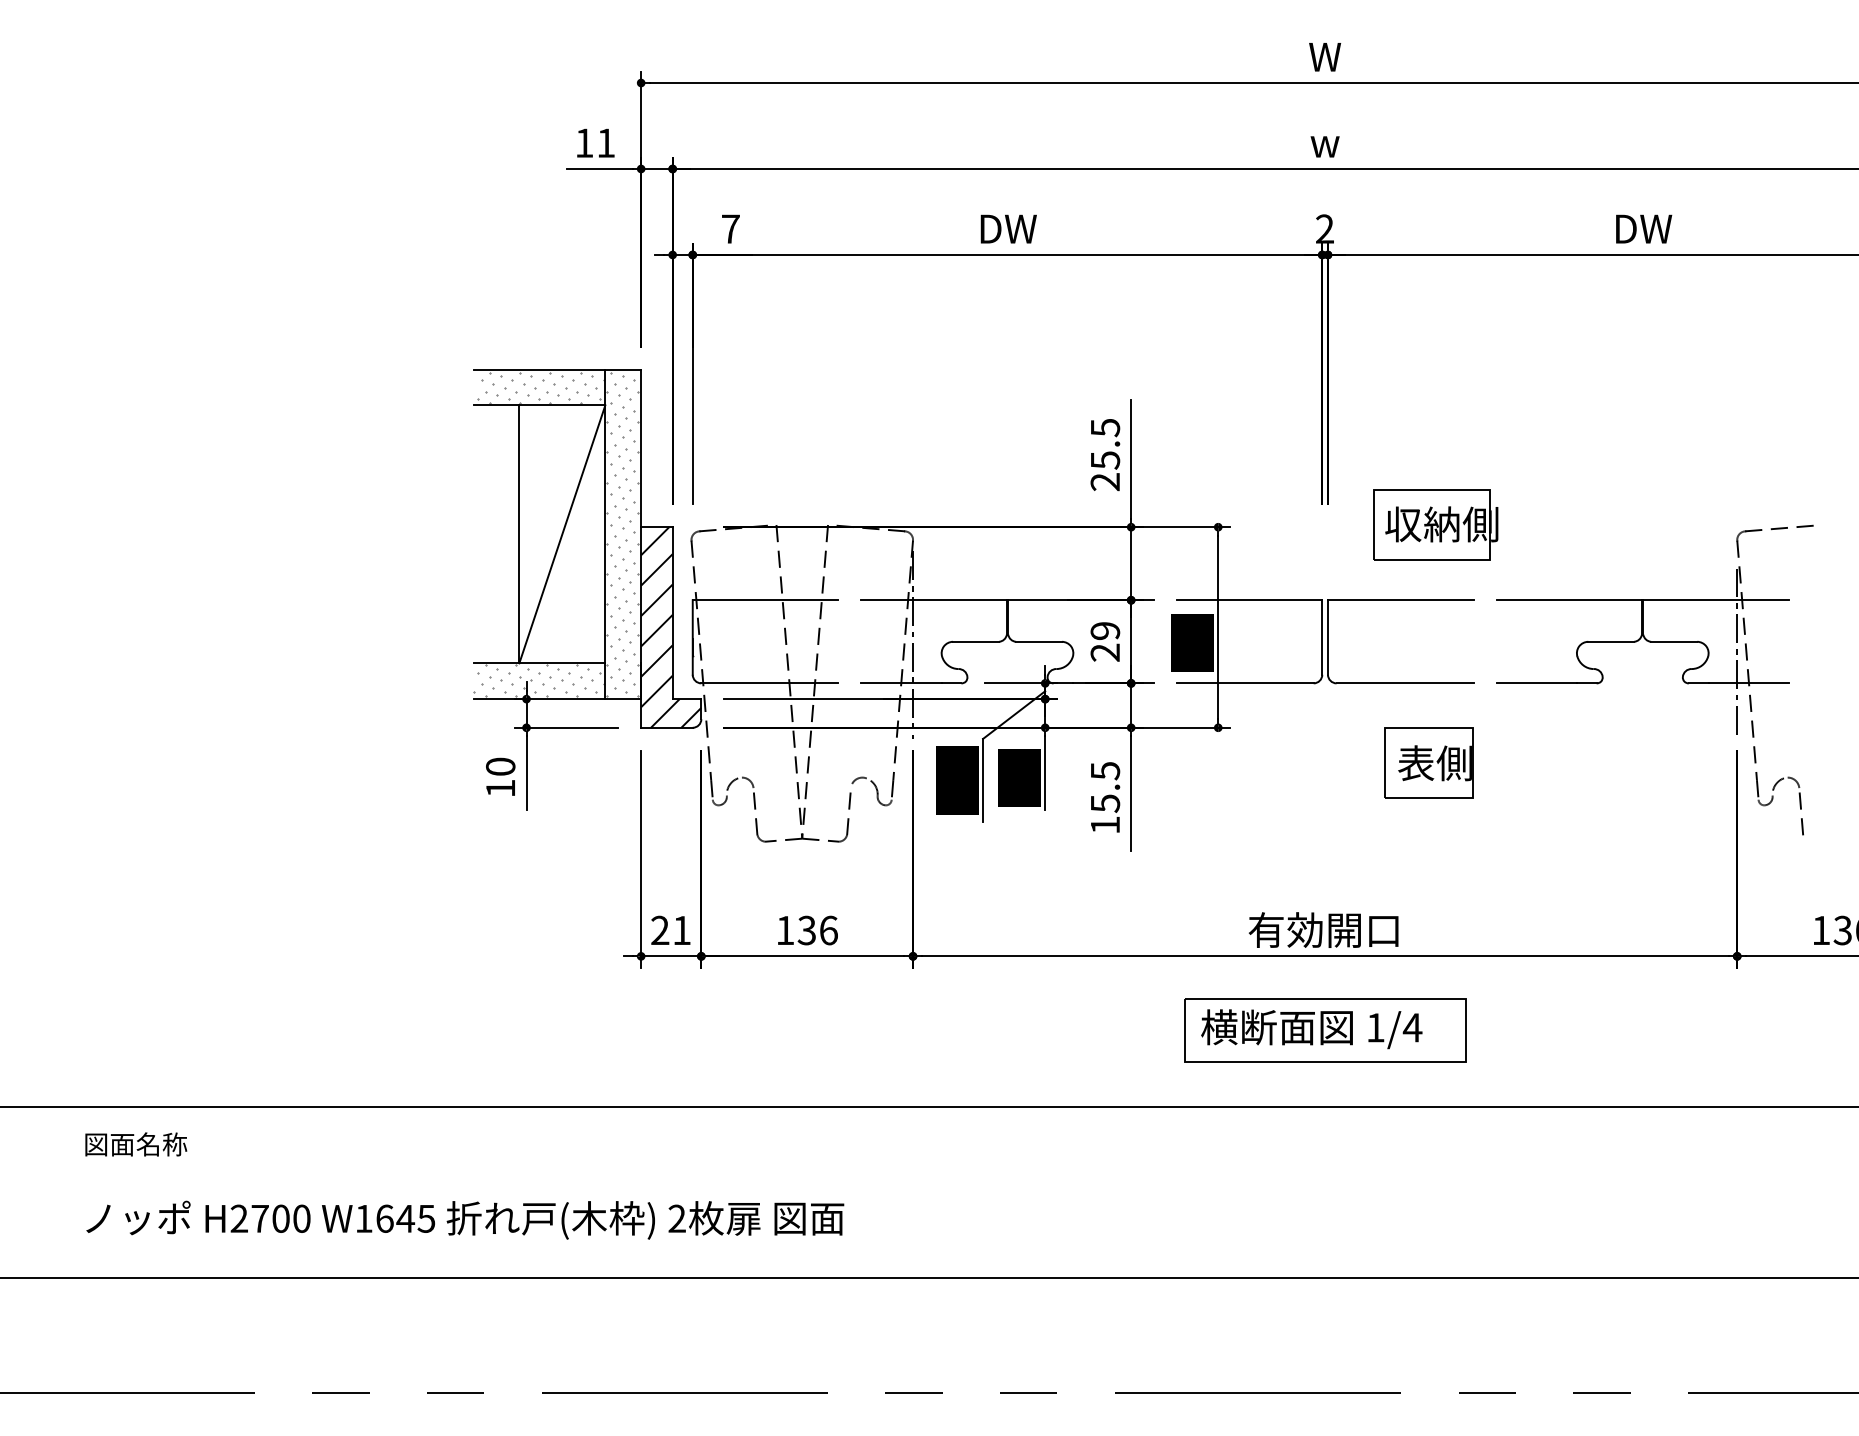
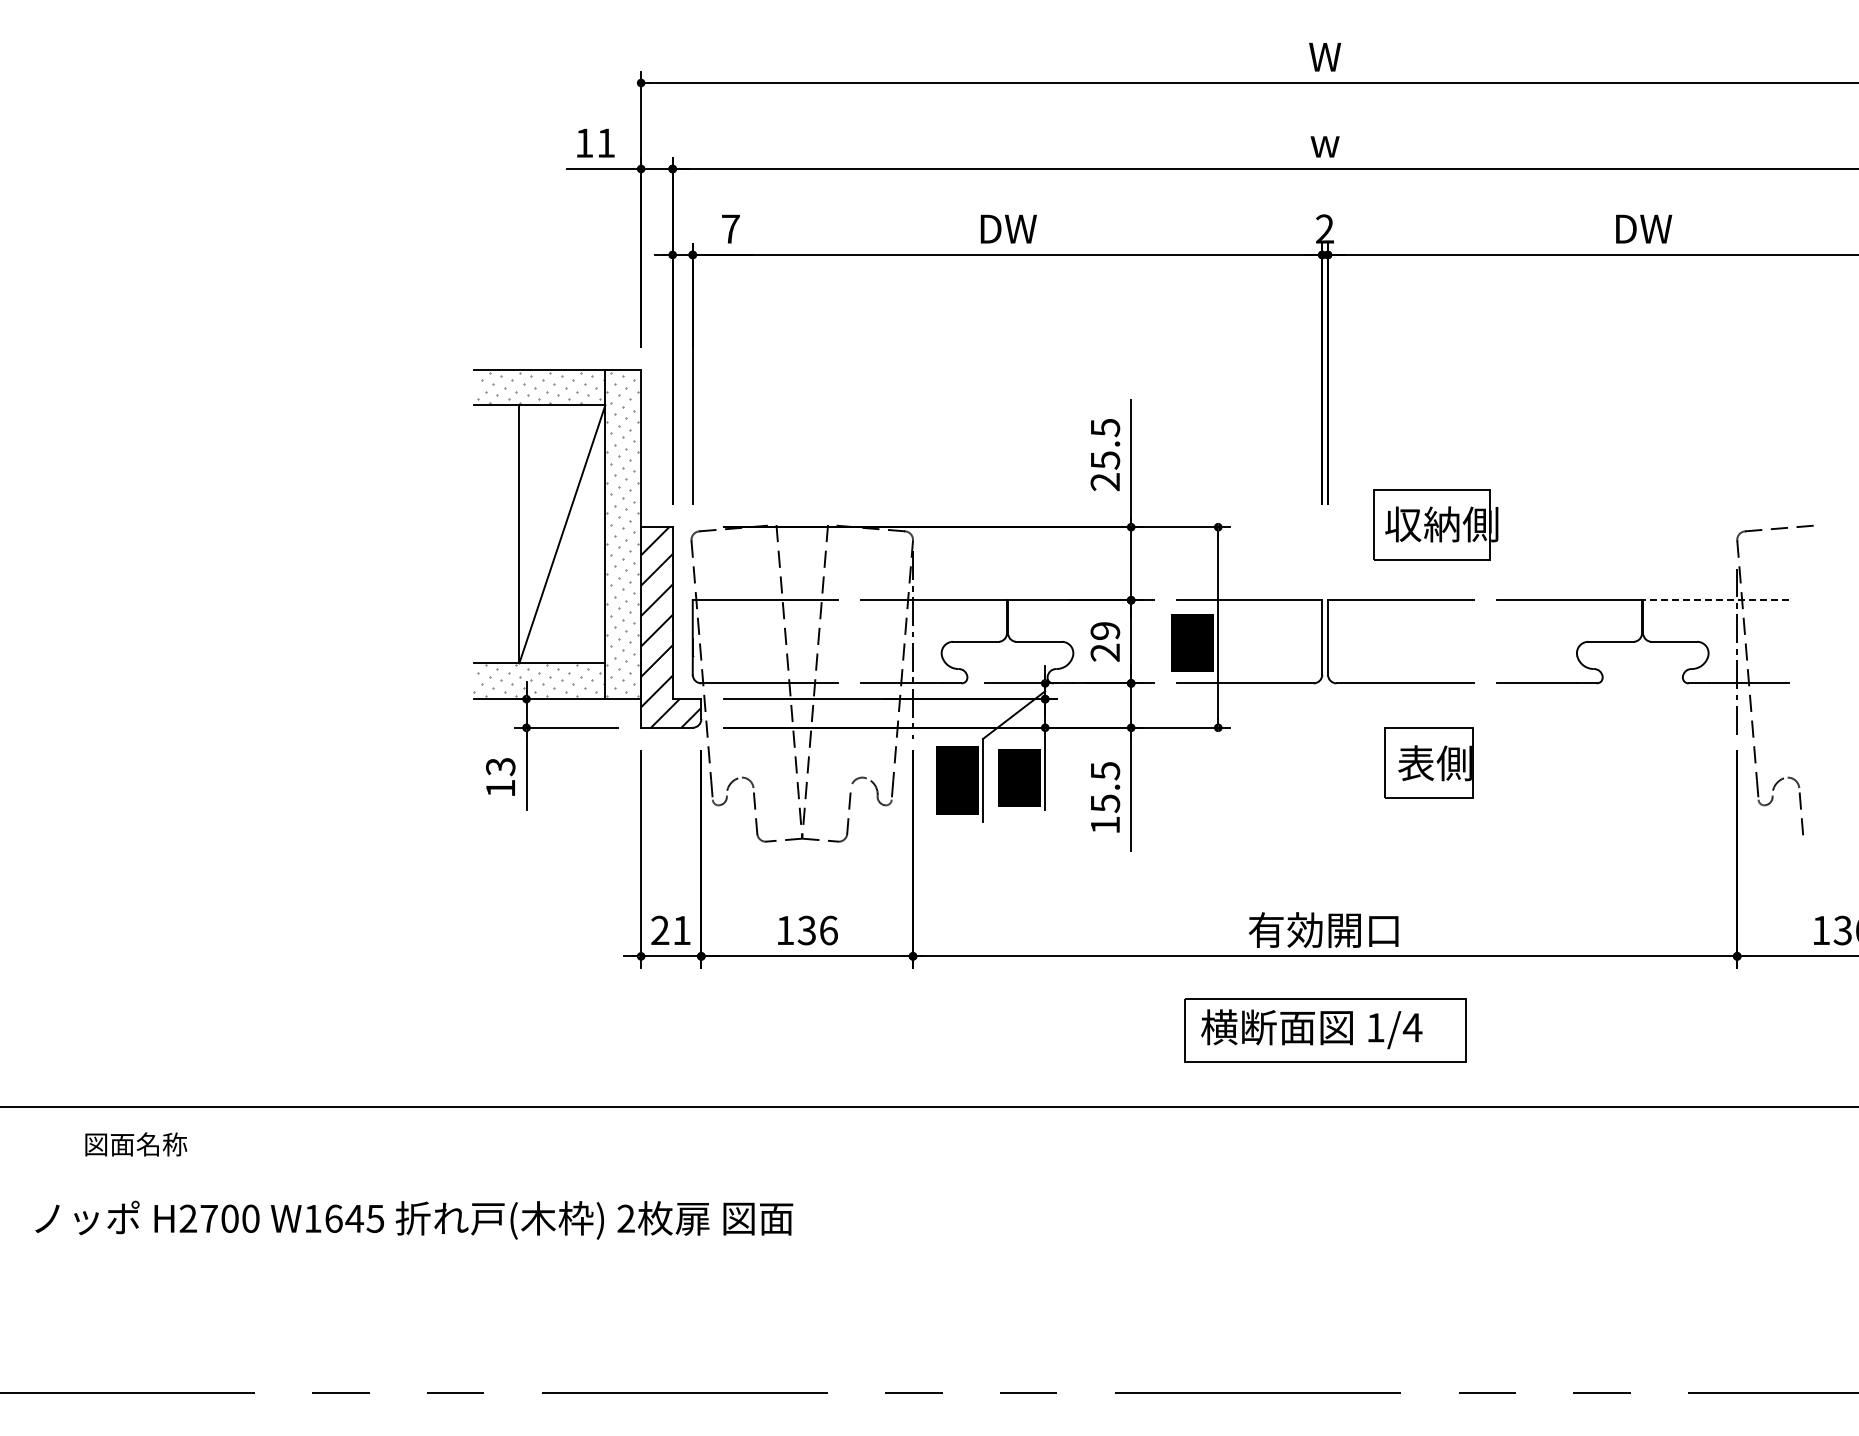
line: solid -> dashed (1716, 600)
text: 10 -> 13 (500, 766)
text position: (465, 1219) -> (414, 1219) (414, 1219)
line: present -> none (928, 1278)
